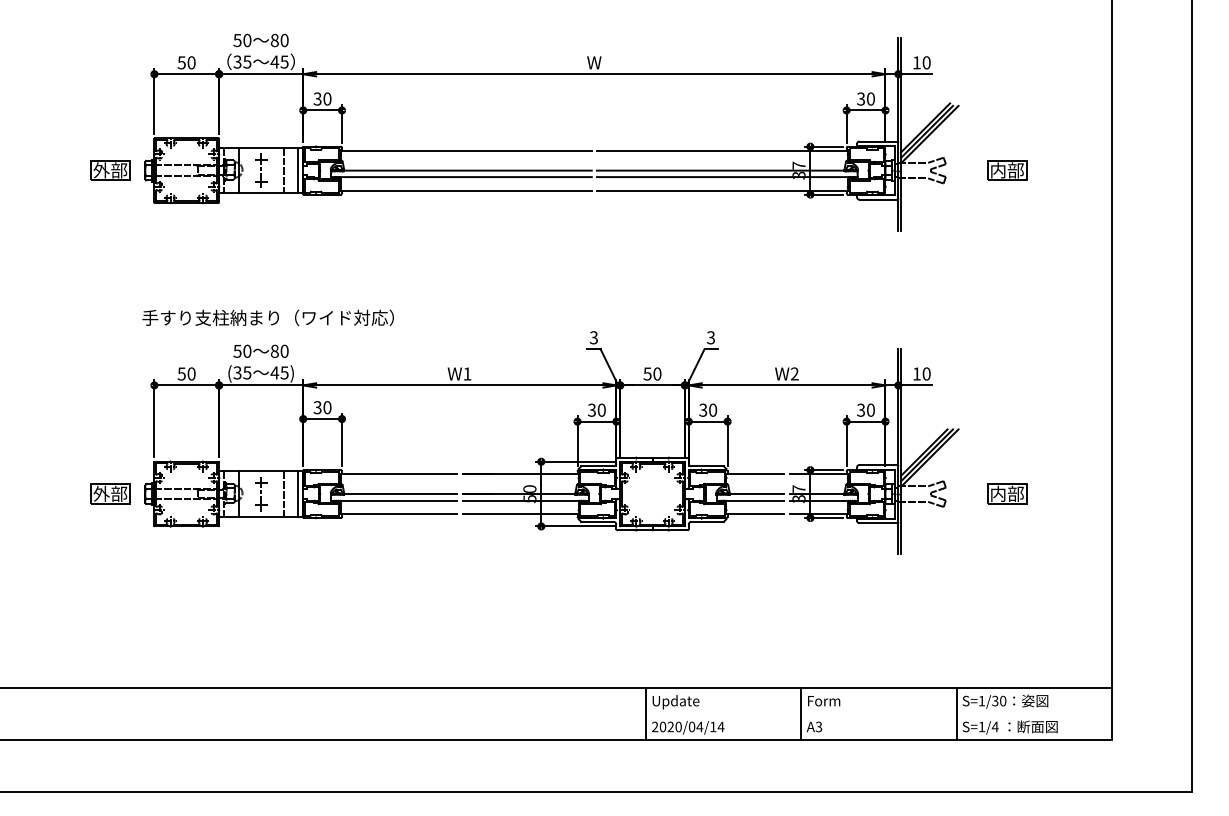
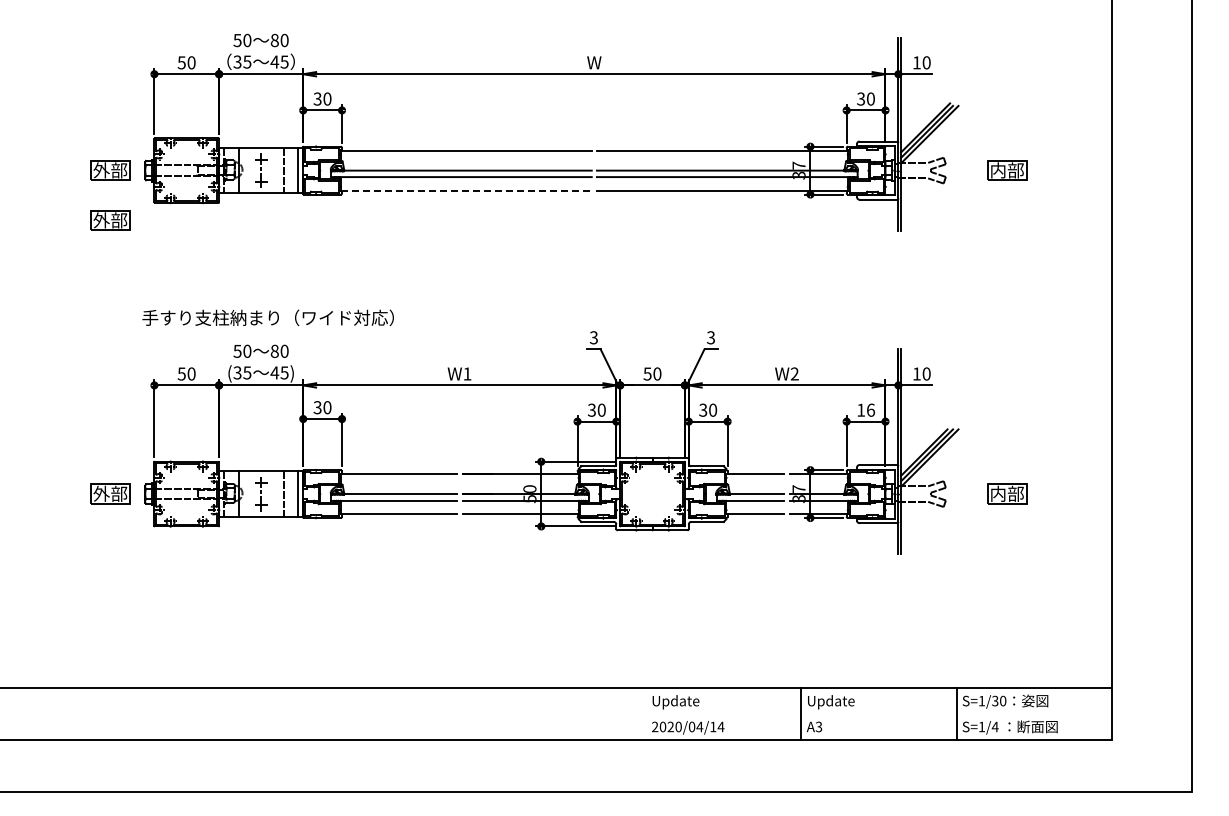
line: solid -> dashed (466, 190)
part: none -> present (110, 220)
text: 30 -> 16 (866, 409)
text: Form -> Update (831, 702)
line: present -> none (646, 713)
